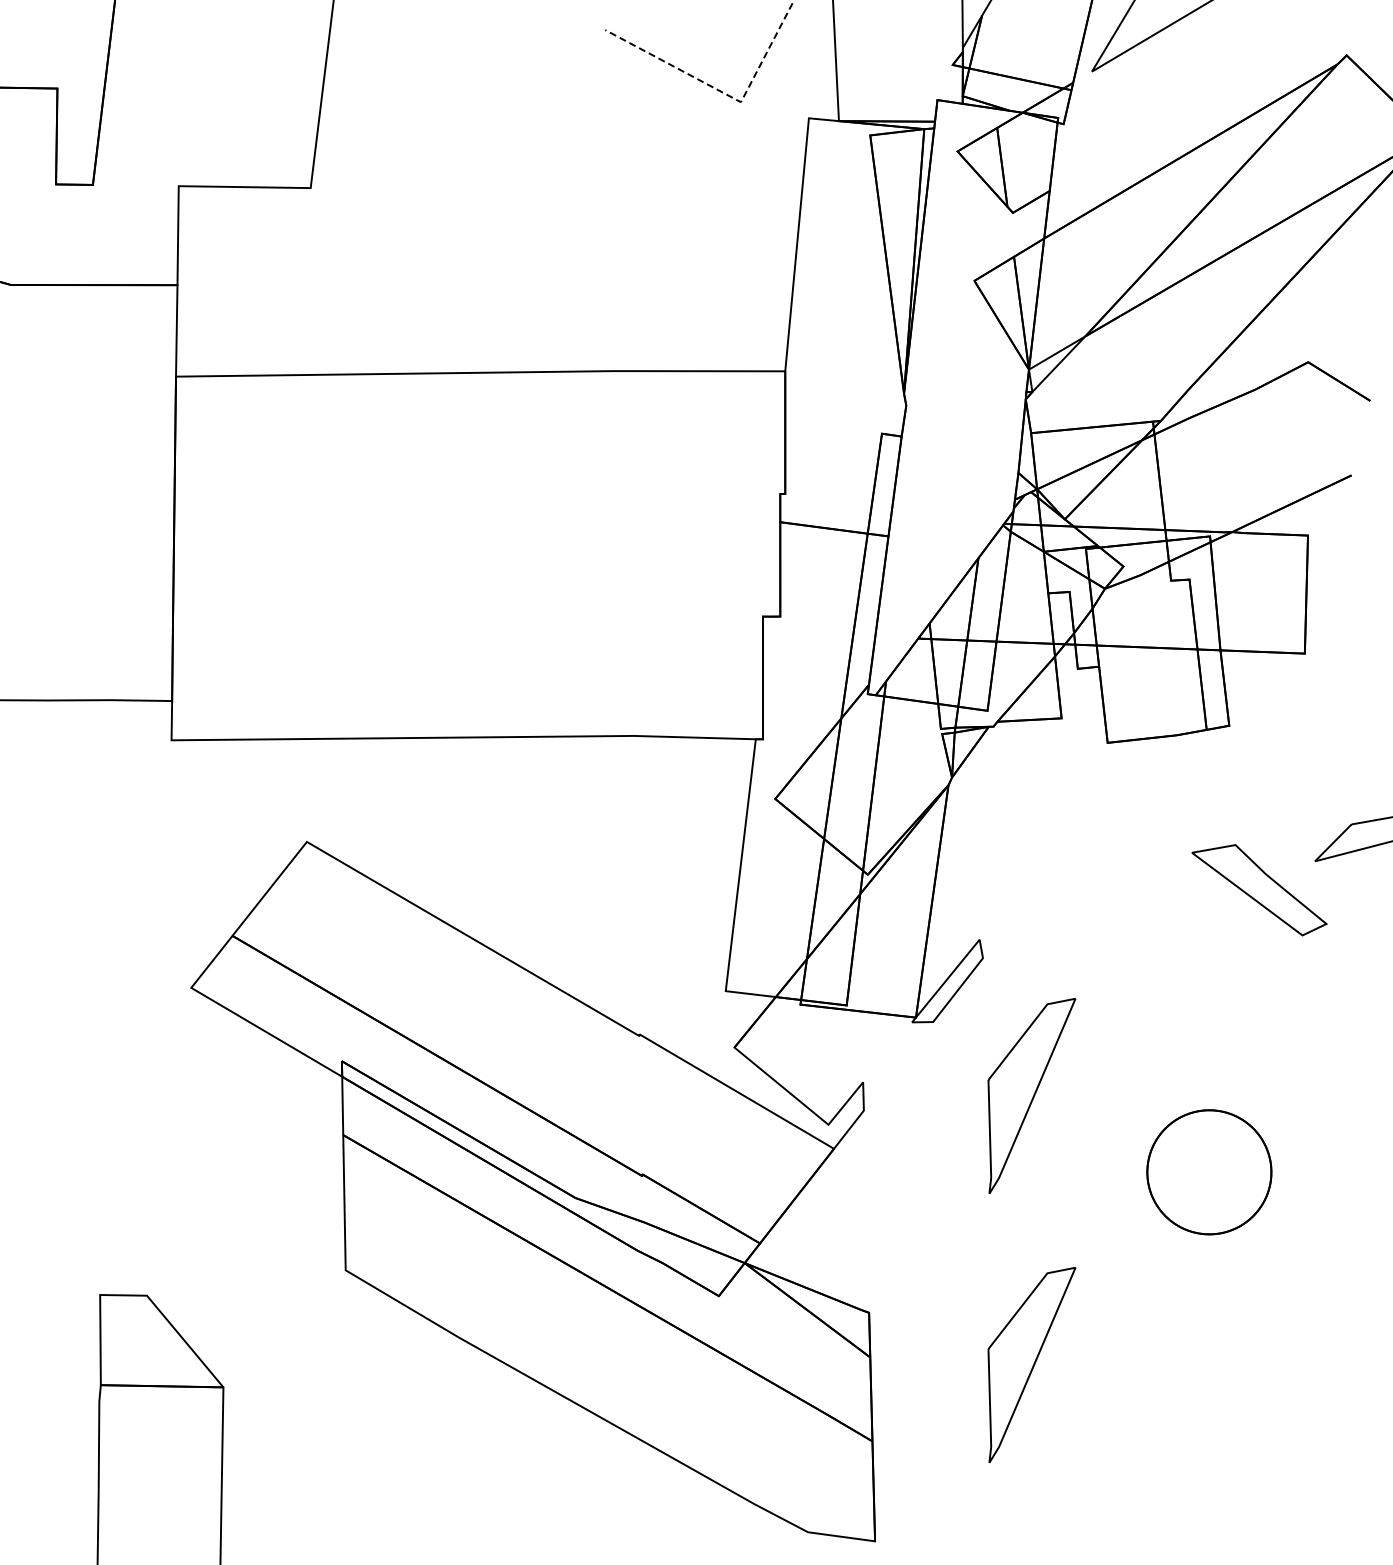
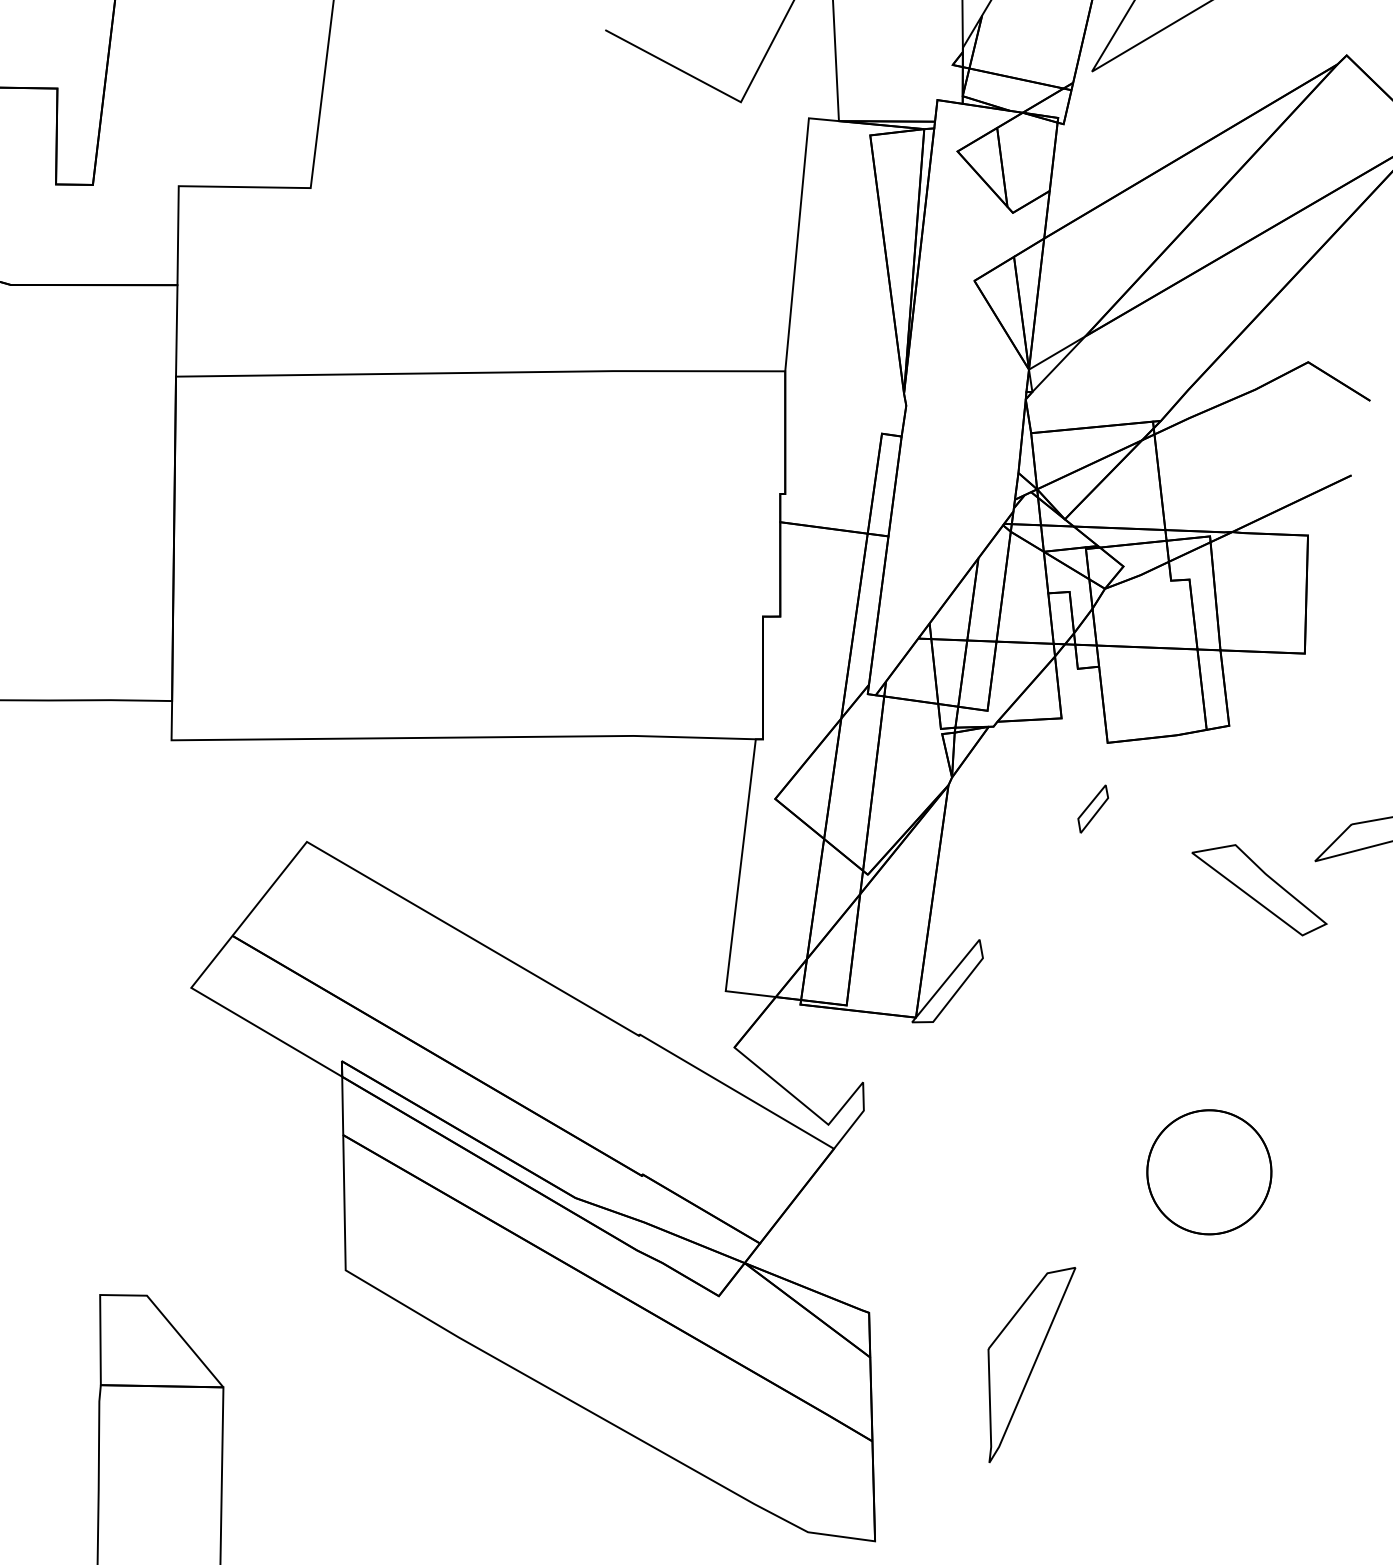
line: dashed -> solid (724, 93)
part: none -> present (1092, 808)
part: present -> none (1031, 1096)
